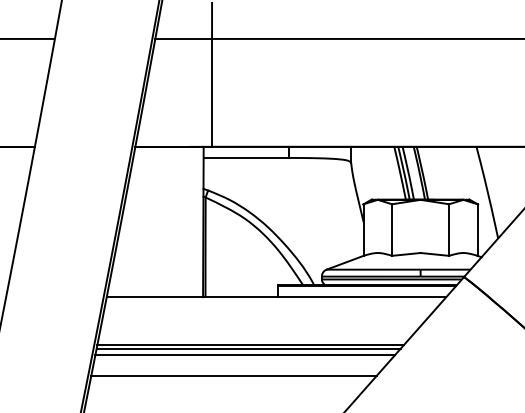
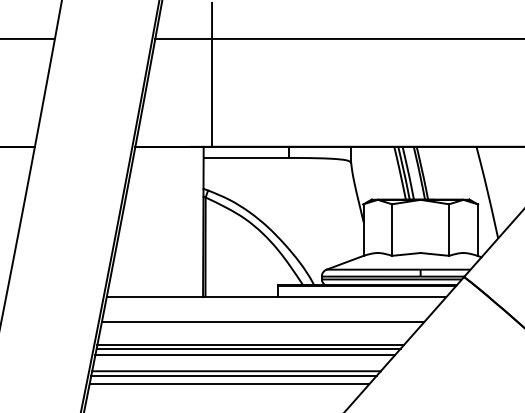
line: none -> present (262, 322)
line: none -> present (236, 371)
line: none -> present (229, 384)
